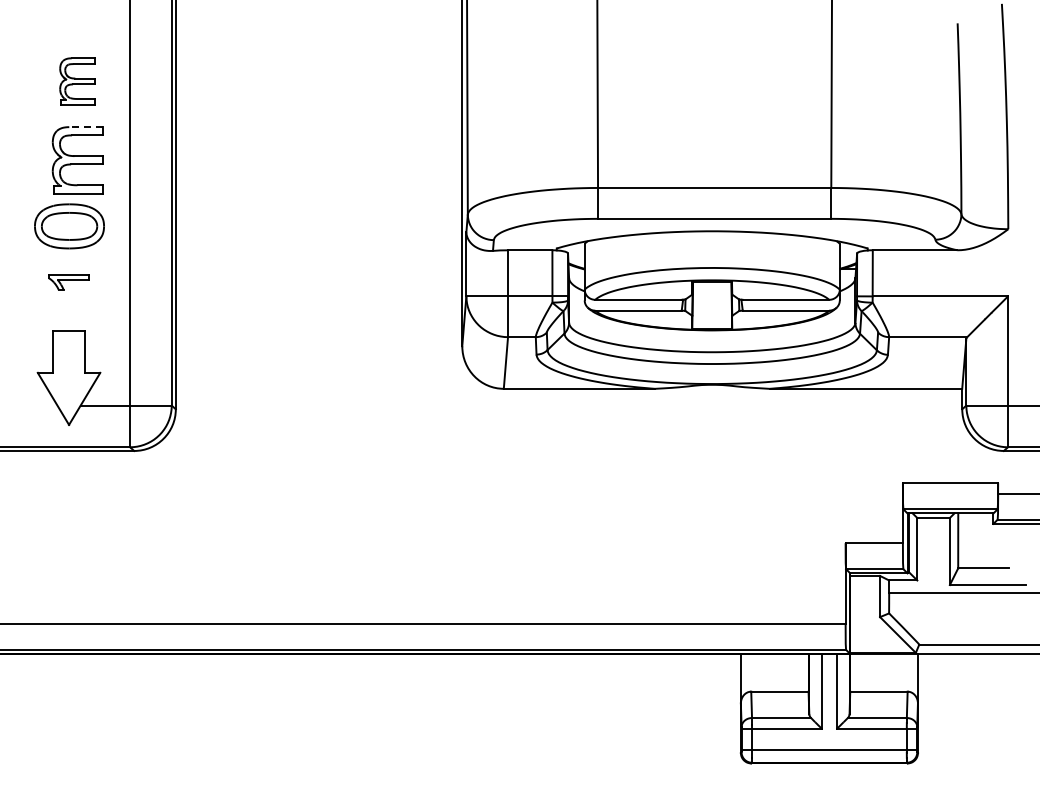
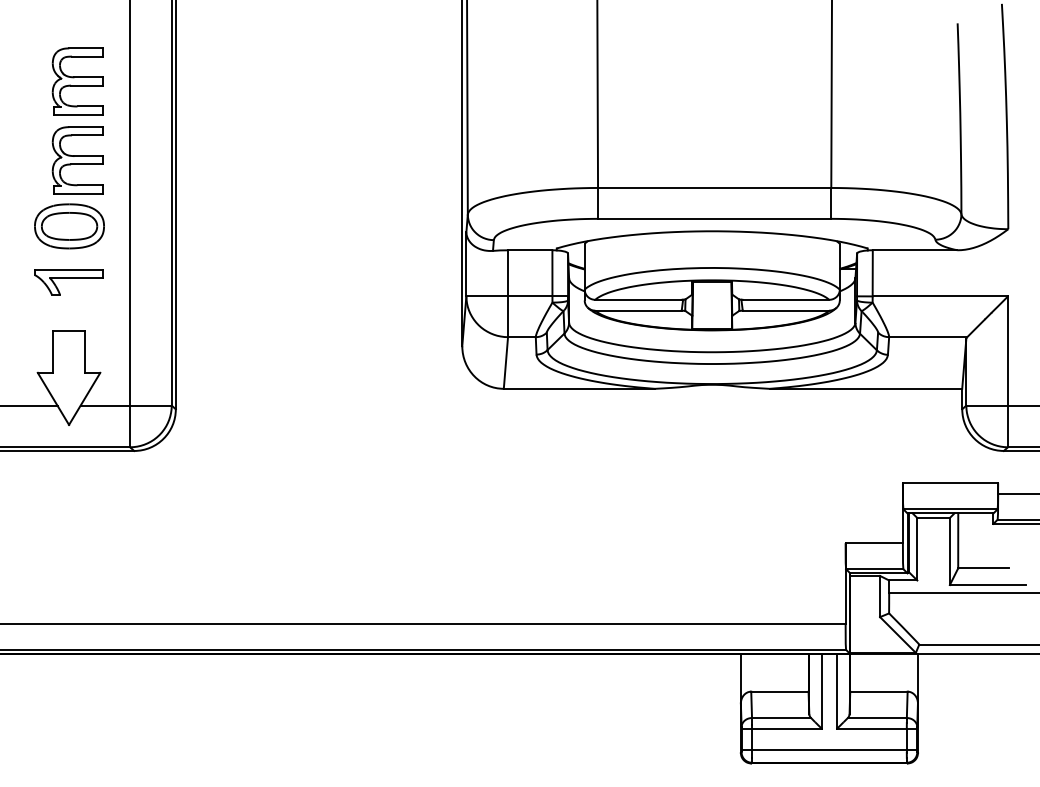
part size: 37x49 px -> 53x69 px (77, 81)
line: dashed -> solid (86, 127)
part size: 42x17 px -> 70x27 px (68, 282)
line: none -> present (29, 405)
